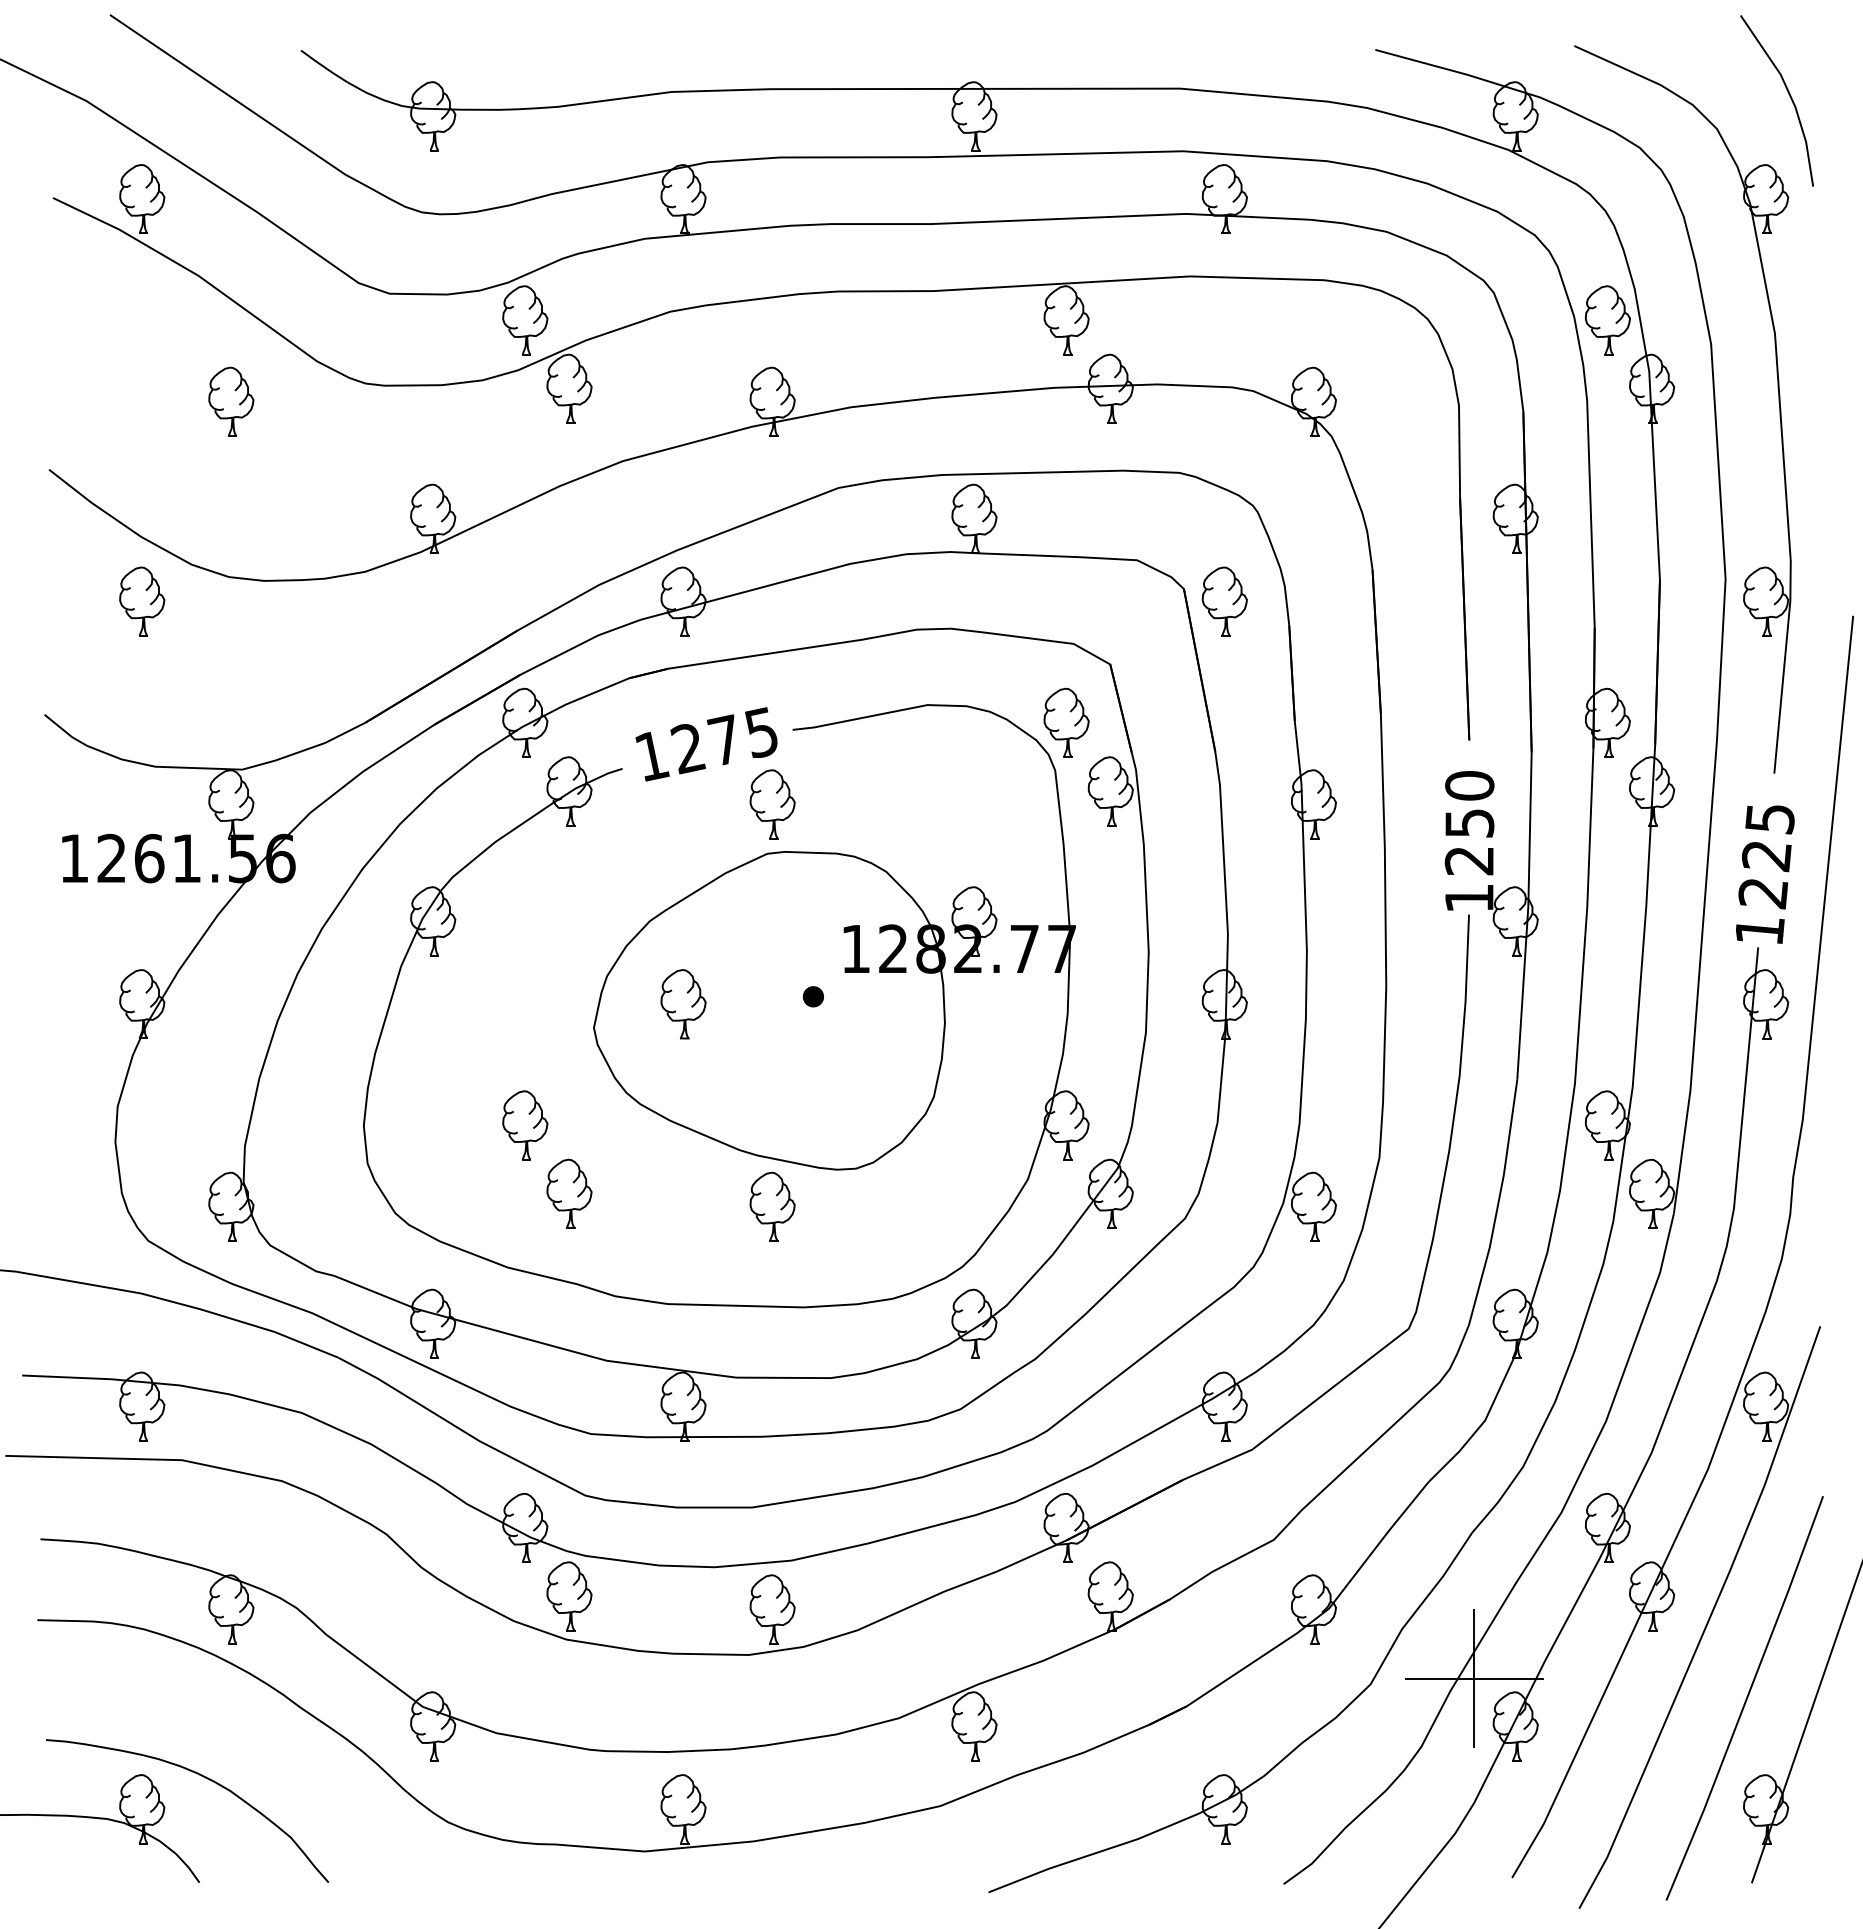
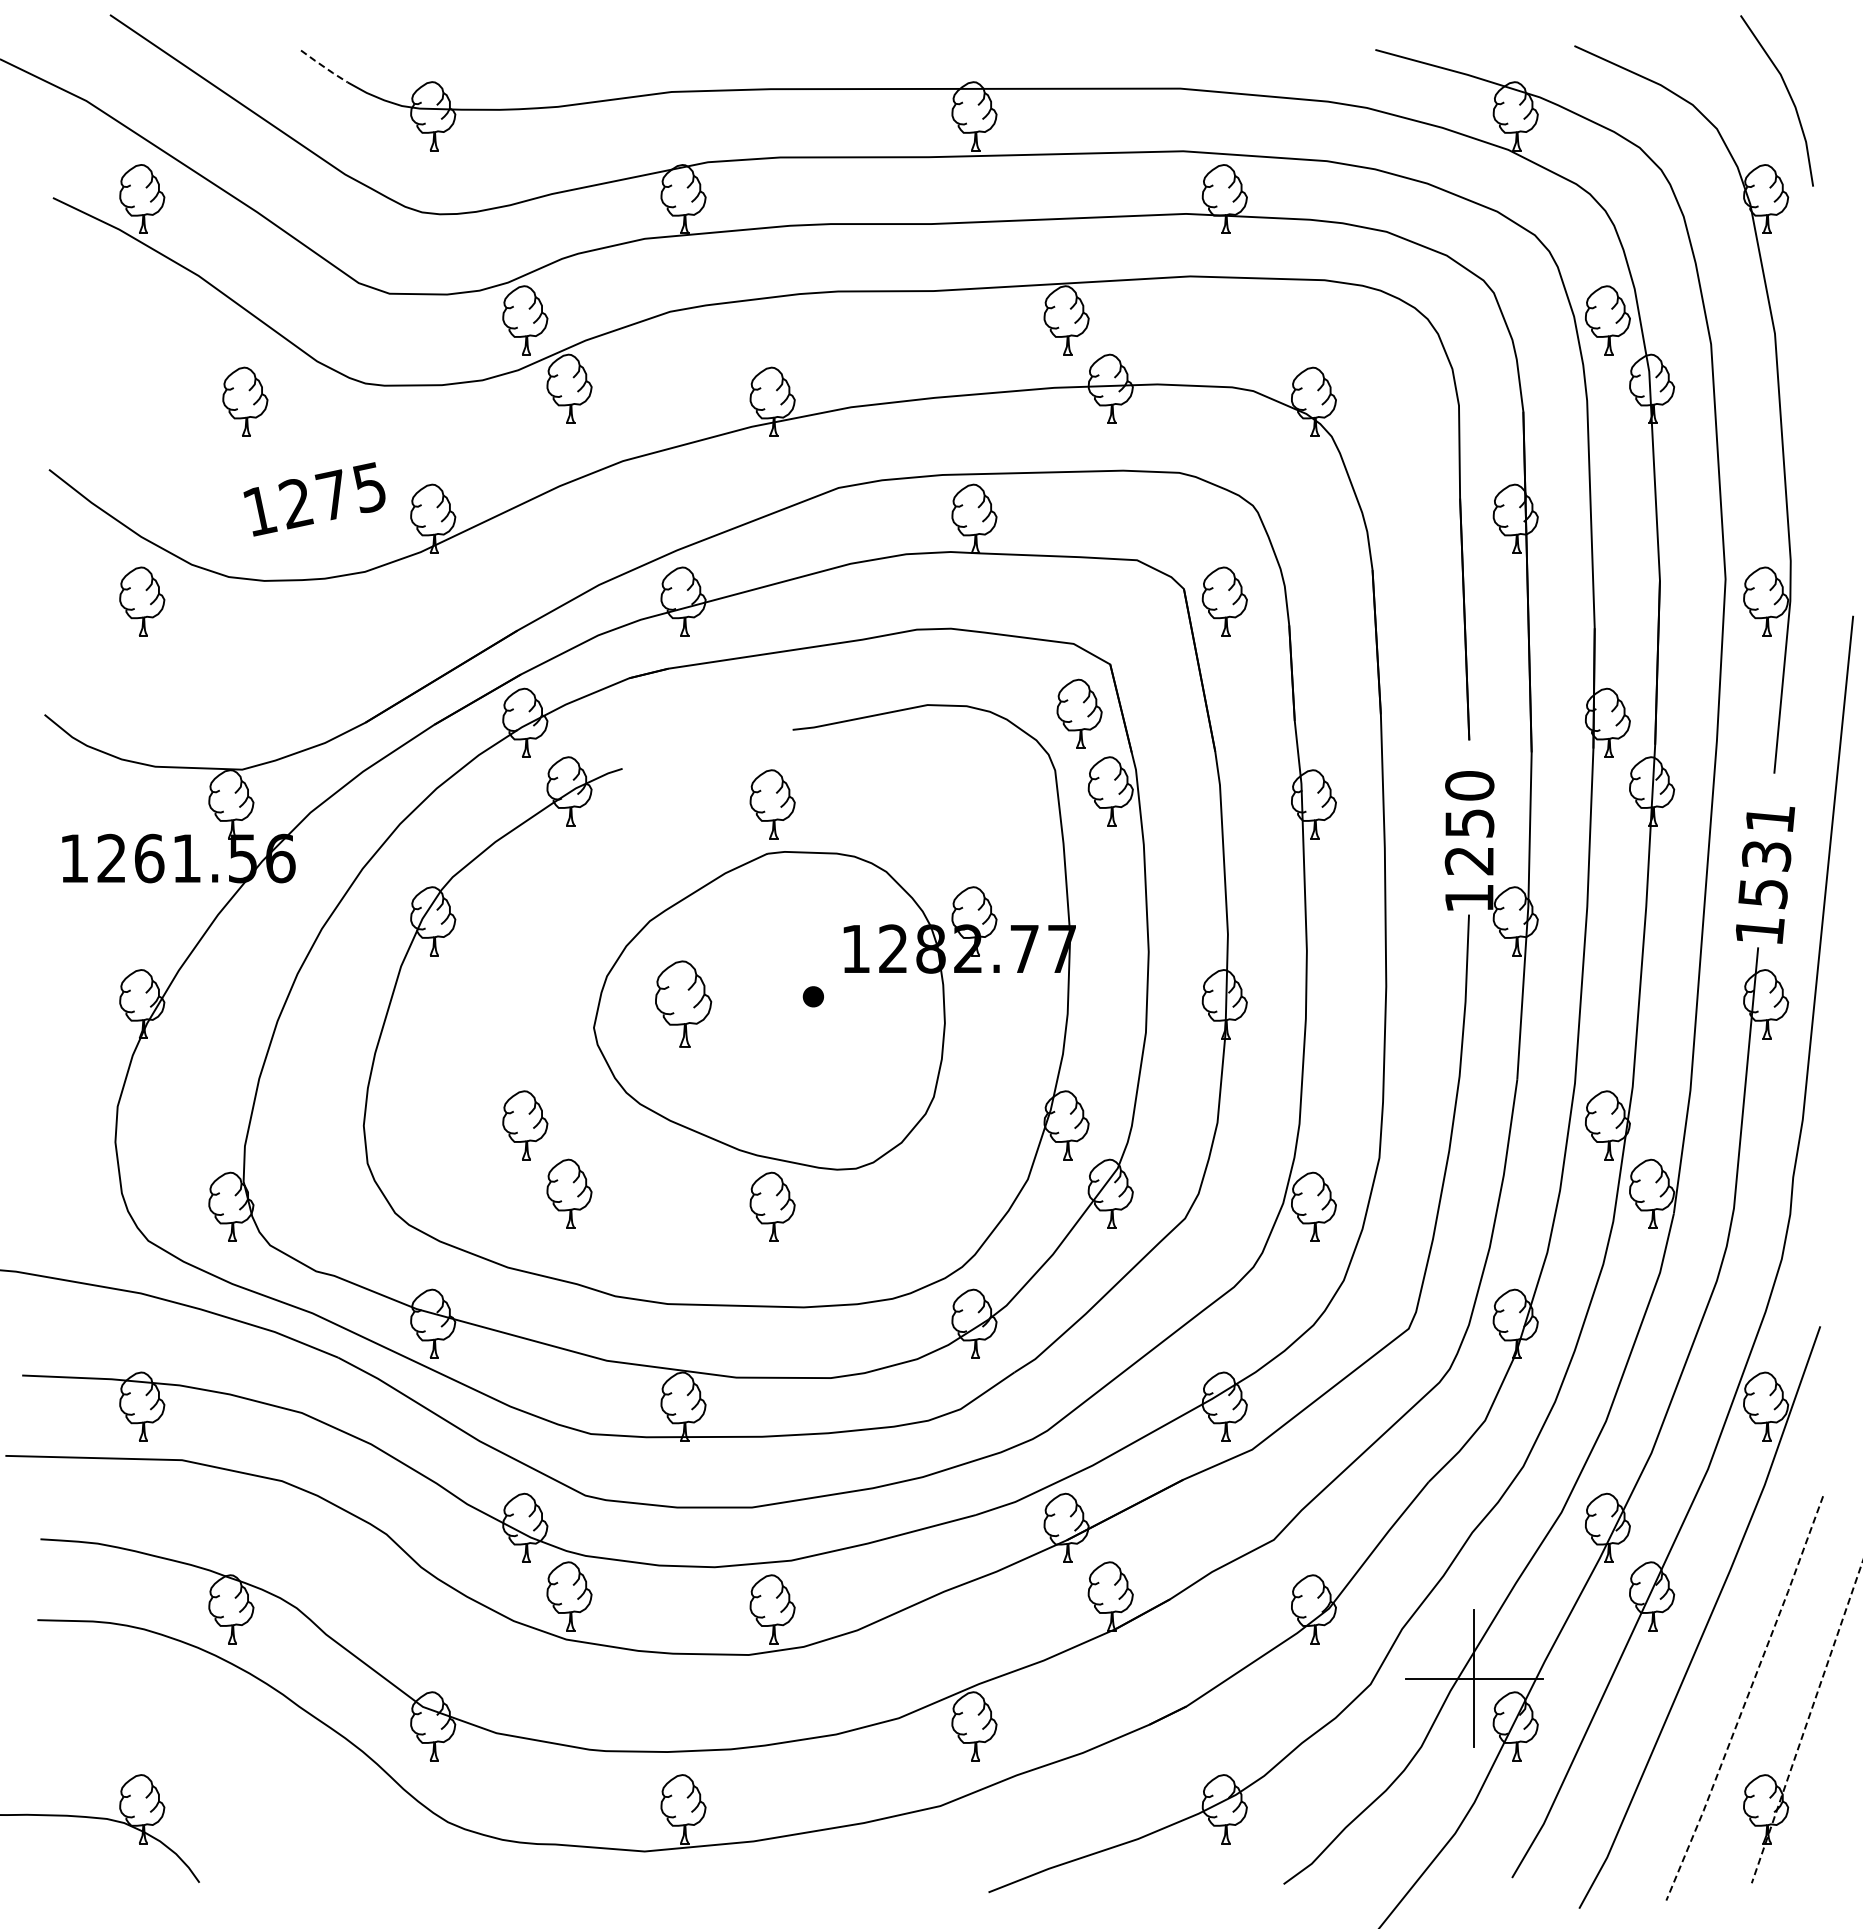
line: solid -> dashed (324, 67)
part position: (231, 401) -> (245, 401) (245, 401)
part position: (1066, 722) -> (1079, 713) (1079, 713)
text position: (706, 744) -> (314, 499) (314, 499)
text: 1225 -> 1531 (1766, 857)
part size: 47x71 px -> 58x88 px (683, 1003)
line: solid -> dashed (1746, 1699)
line: solid -> dashed (1807, 1722)
curve: present -> none (203, 1777)
